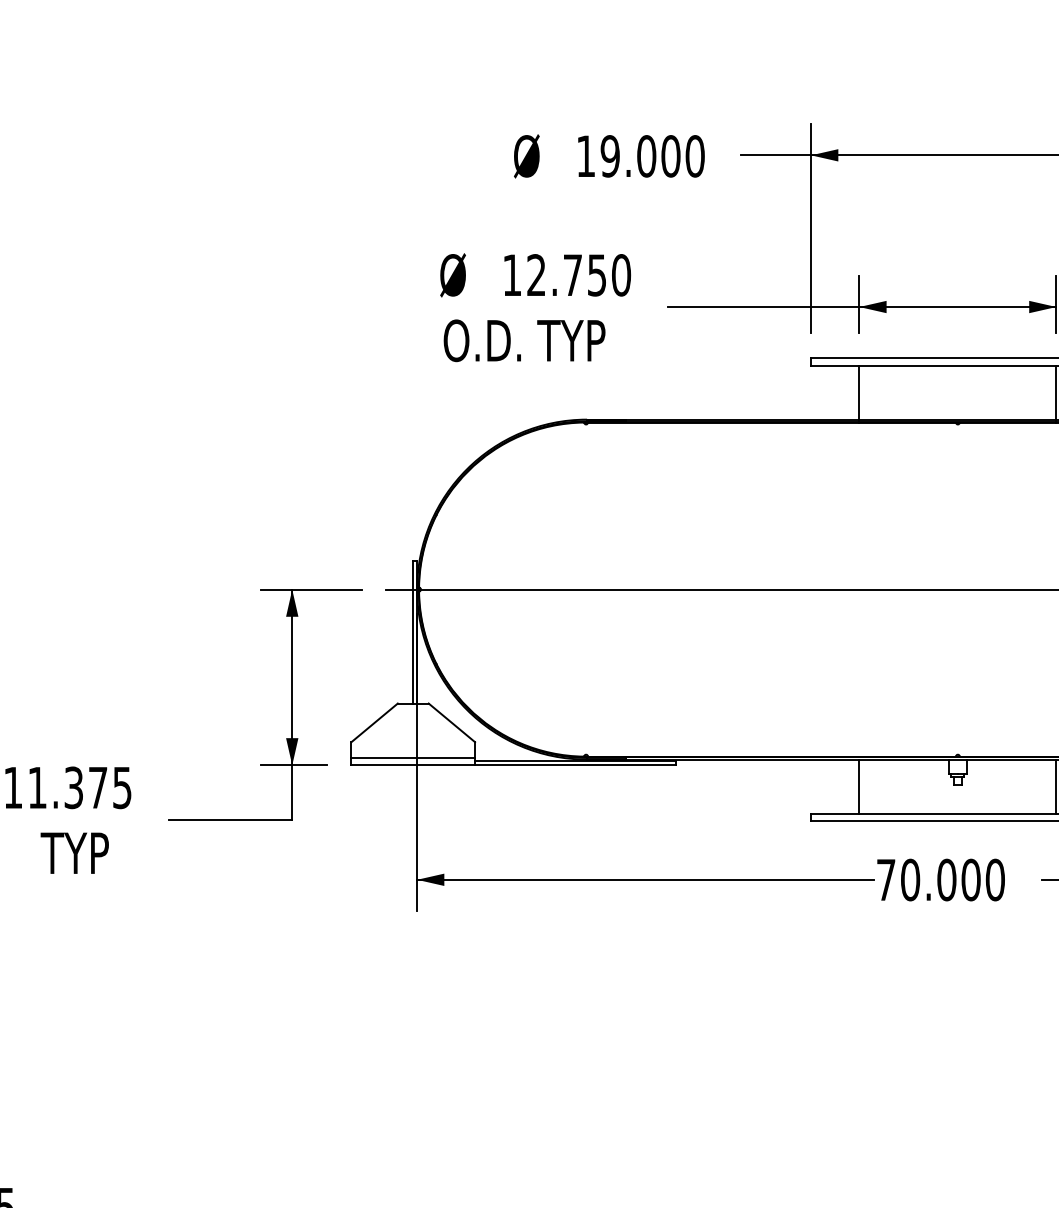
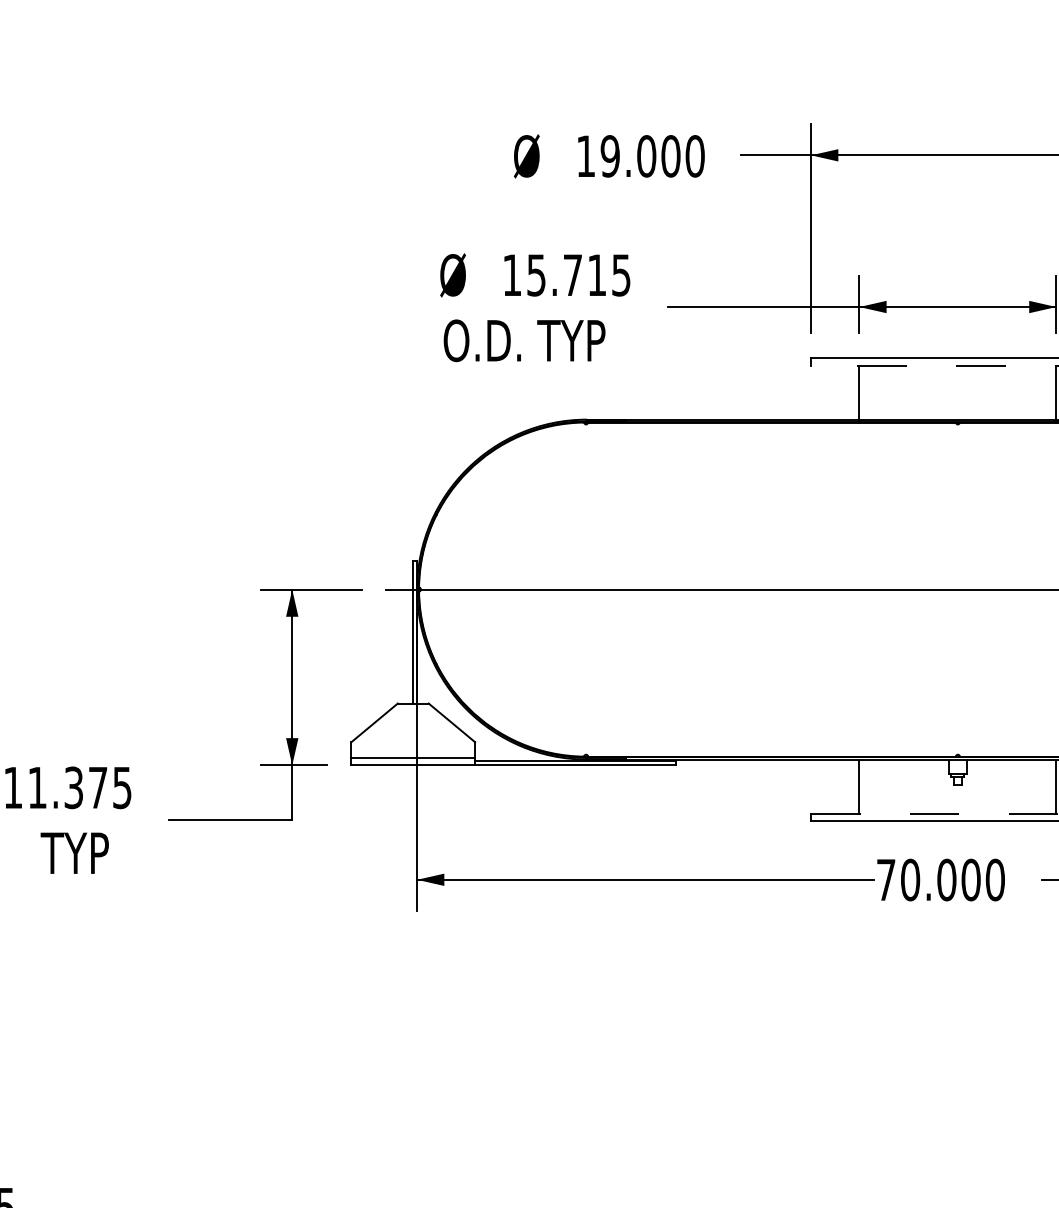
text: 12.750 -> 15.715 (579, 275)
line: solid -> dashed (934, 365)
line: solid -> dashed (934, 813)
